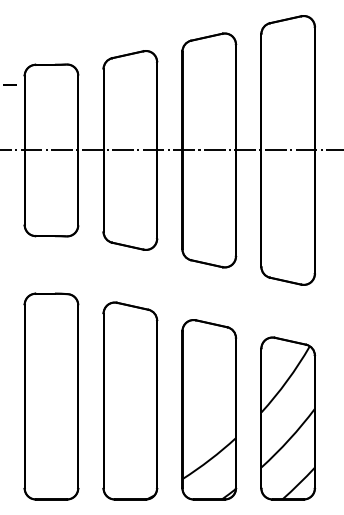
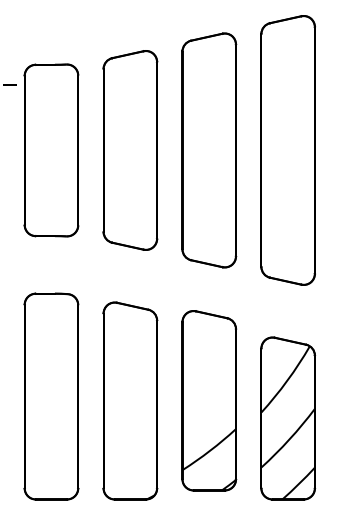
line: present -> none (171, 150)
part position: (209, 409) -> (209, 400) (209, 400)
